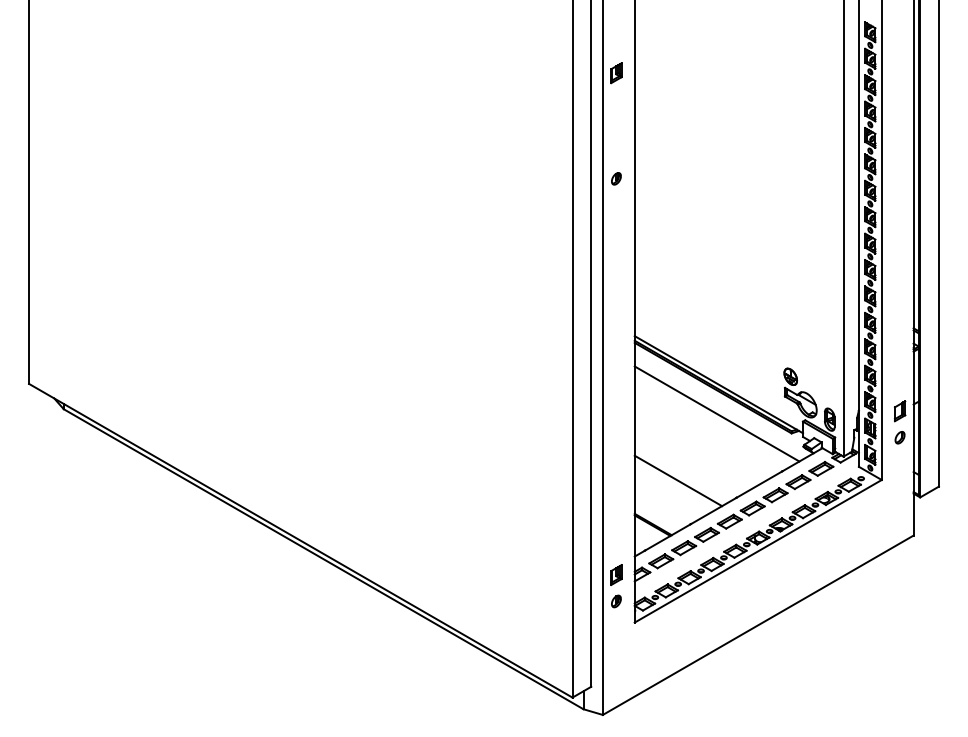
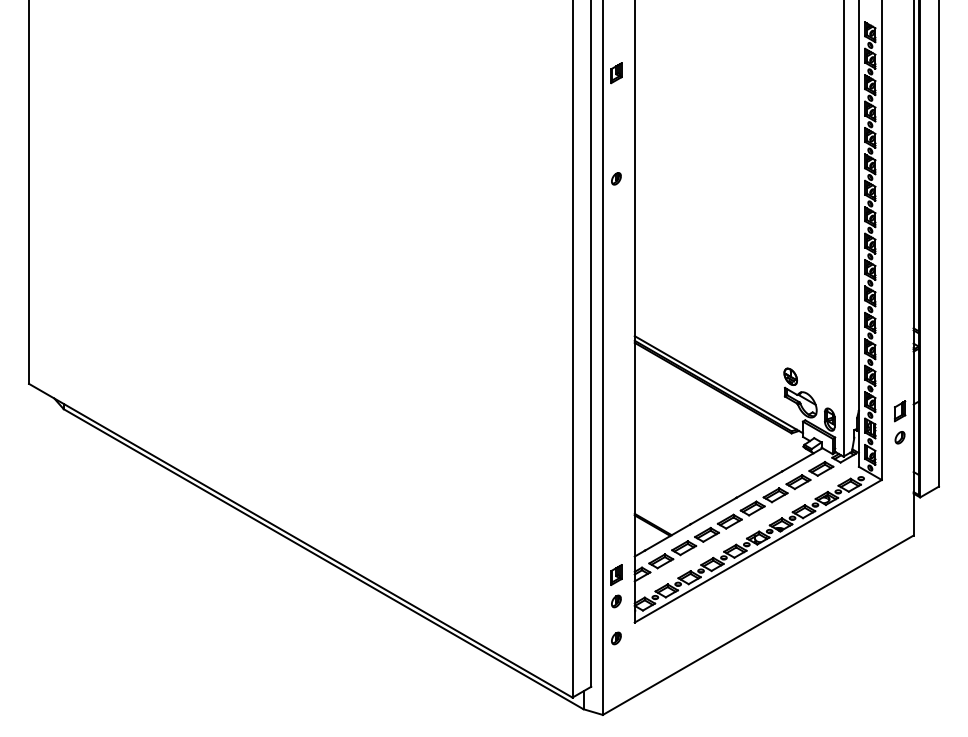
line: present -> none (716, 413)
line: present -> none (678, 480)
part: none -> present (616, 638)
